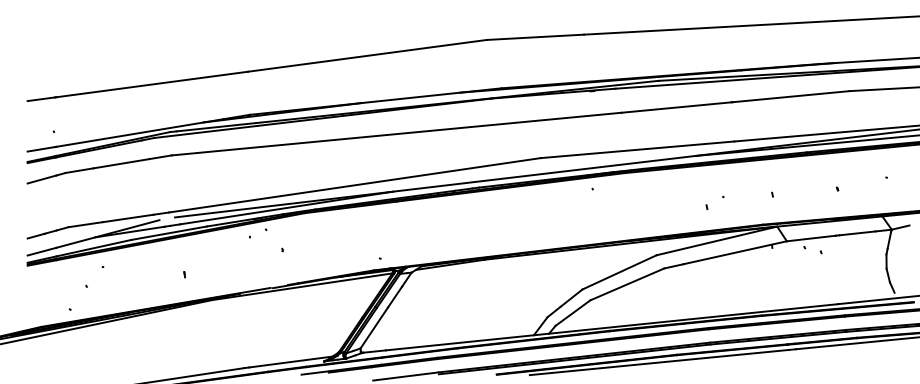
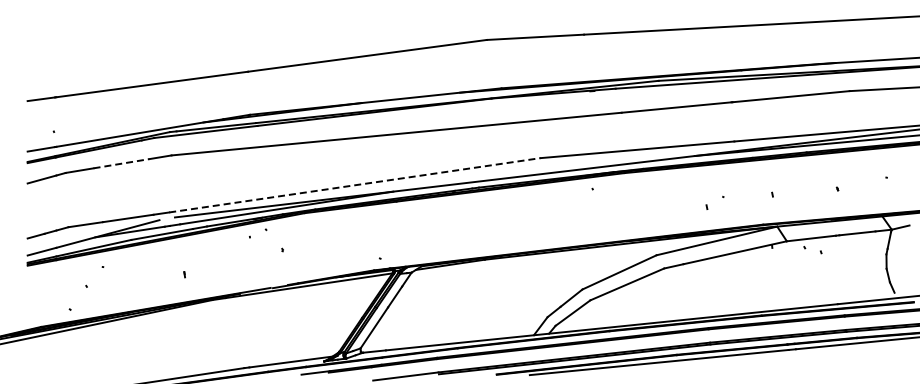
line: solid -> dashed (122, 163)
line: solid -> dashed (354, 185)
